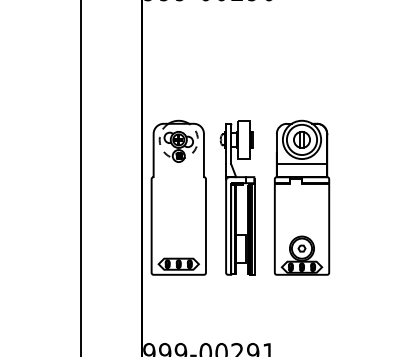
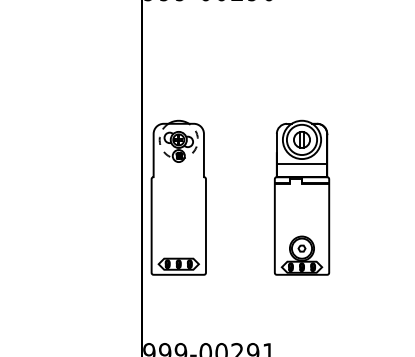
line: present -> none (81, 177)
part: present -> none (237, 197)
